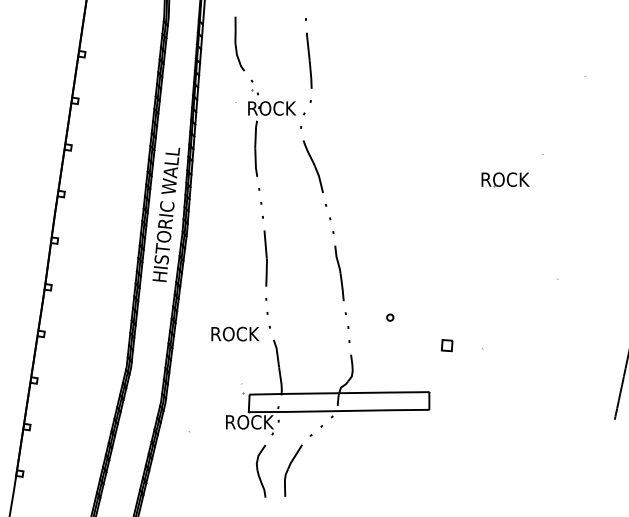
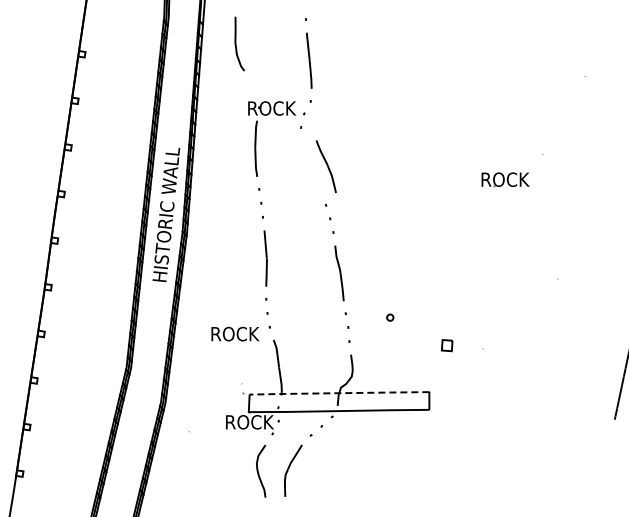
part: present -> none (247, 90)
part position: (312, 166) -> (325, 166) (325, 166)
line: solid -> dashed (338, 393)
